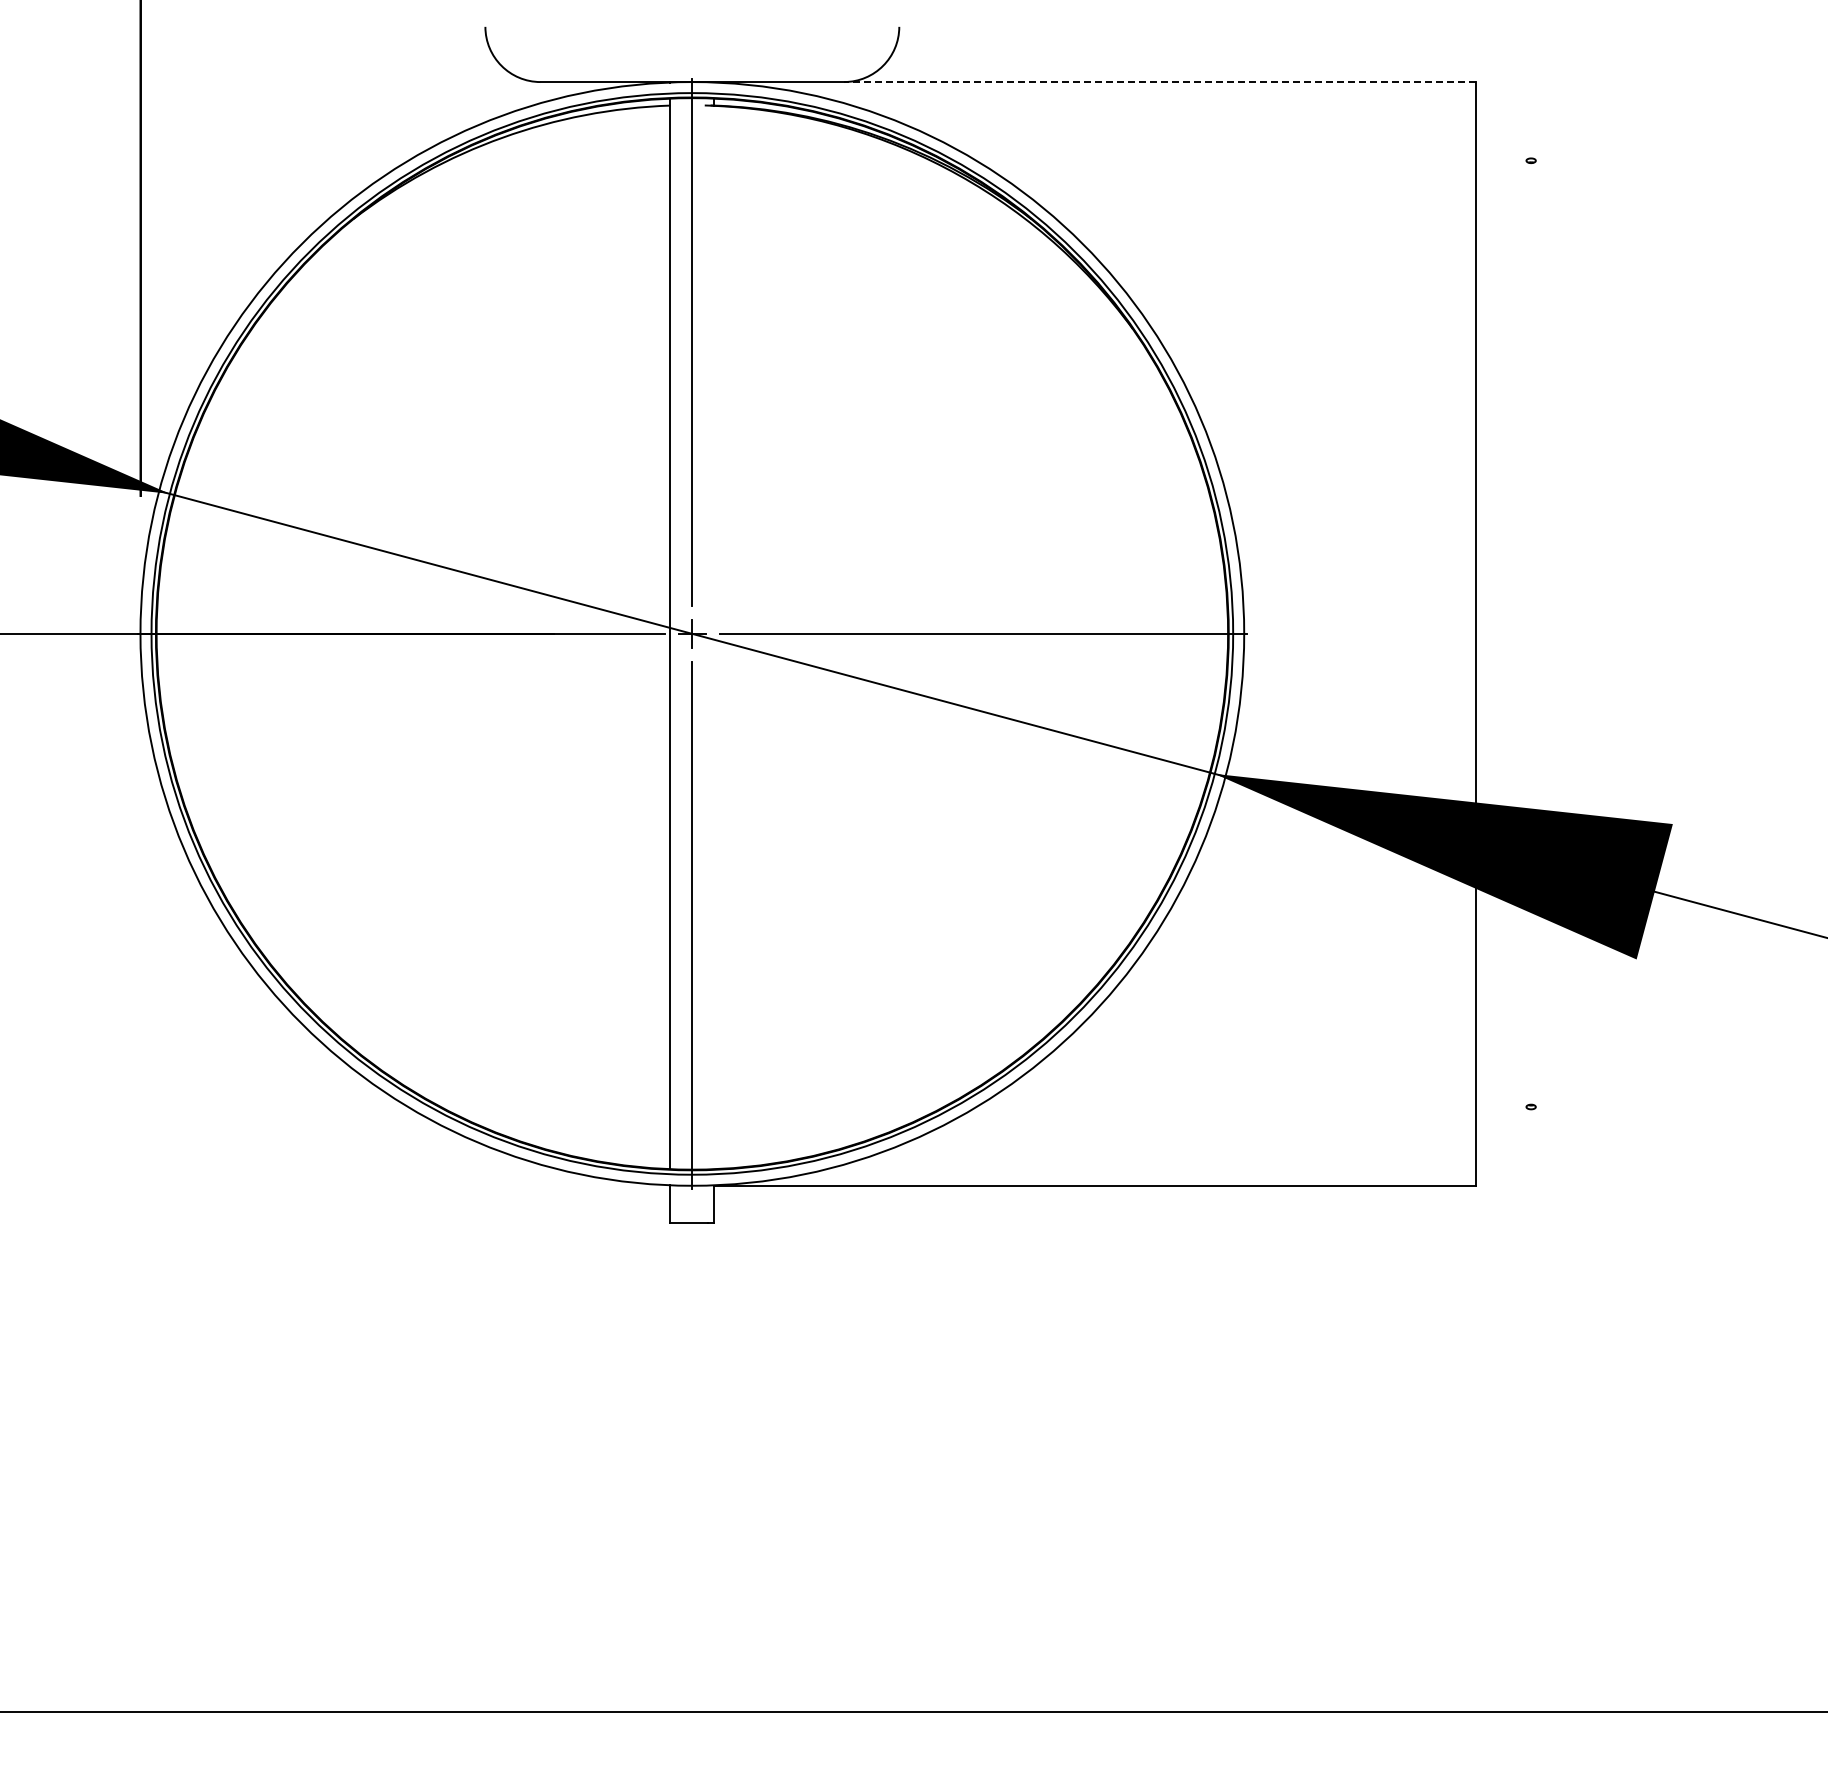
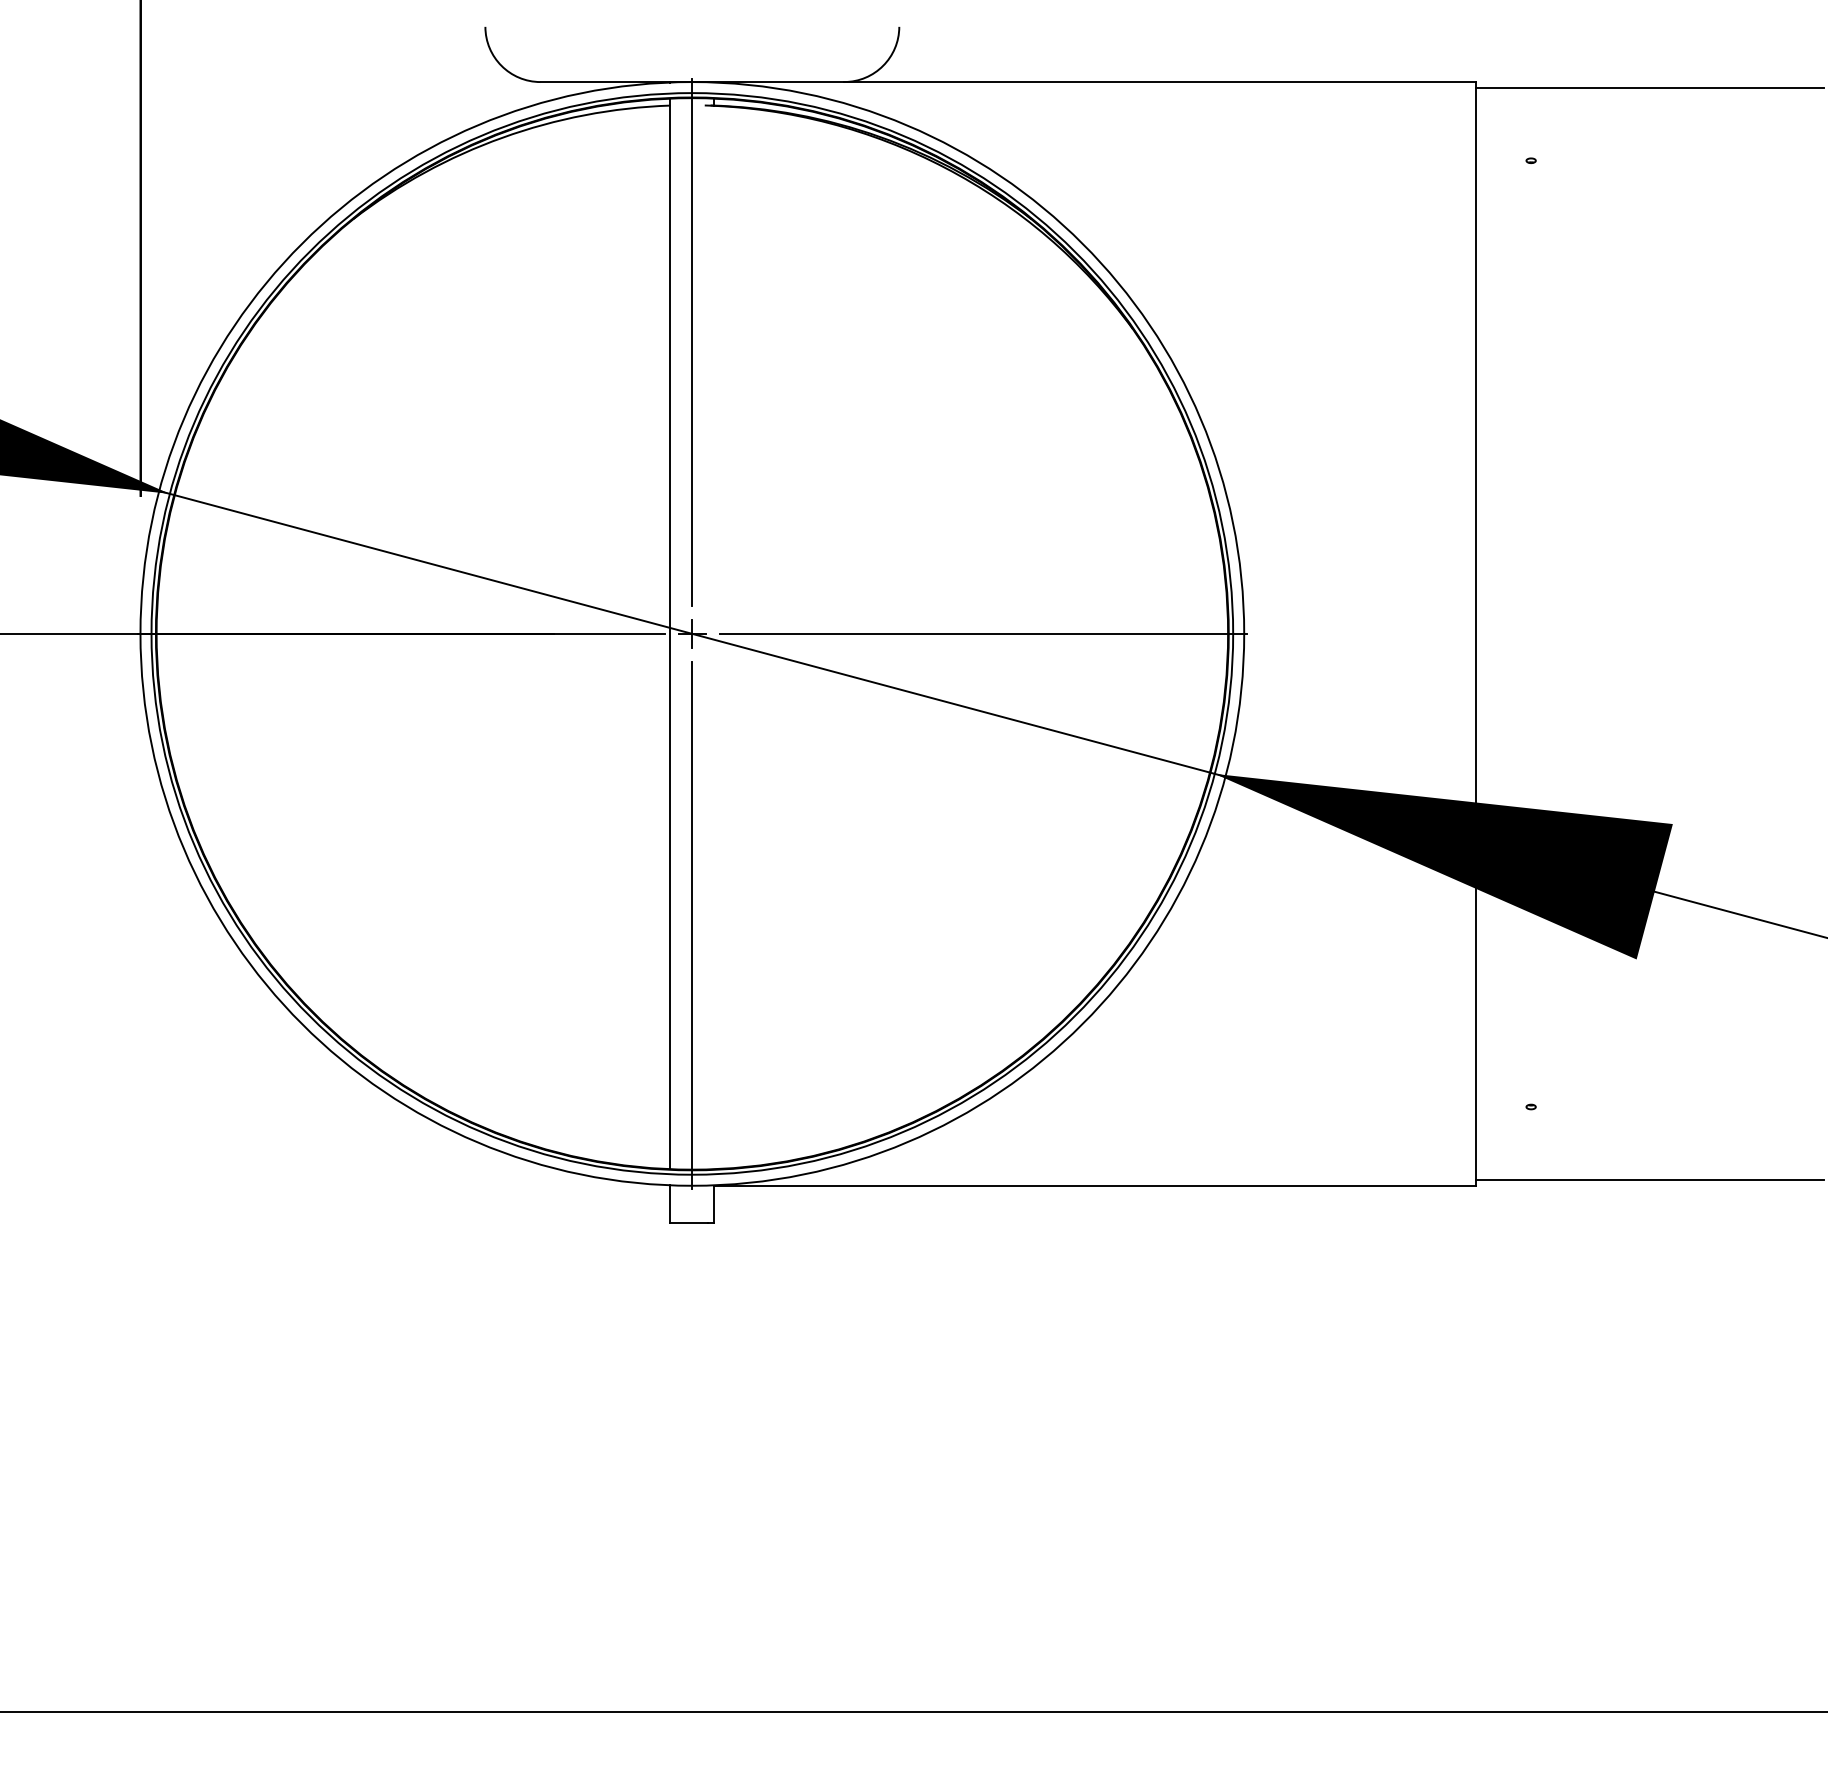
line: dashed -> solid (1160, 82)
line: none -> present (1649, 87)
line: none -> present (1649, 1180)
